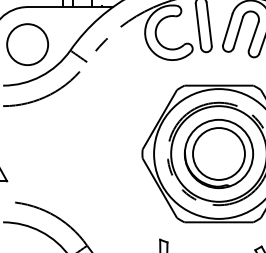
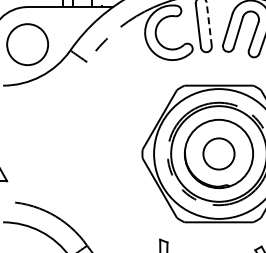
line: solid -> dashed (209, 24)
arc: present -> none (45, 95)
circle diameter: 52 px -> 31 px (218, 153)
